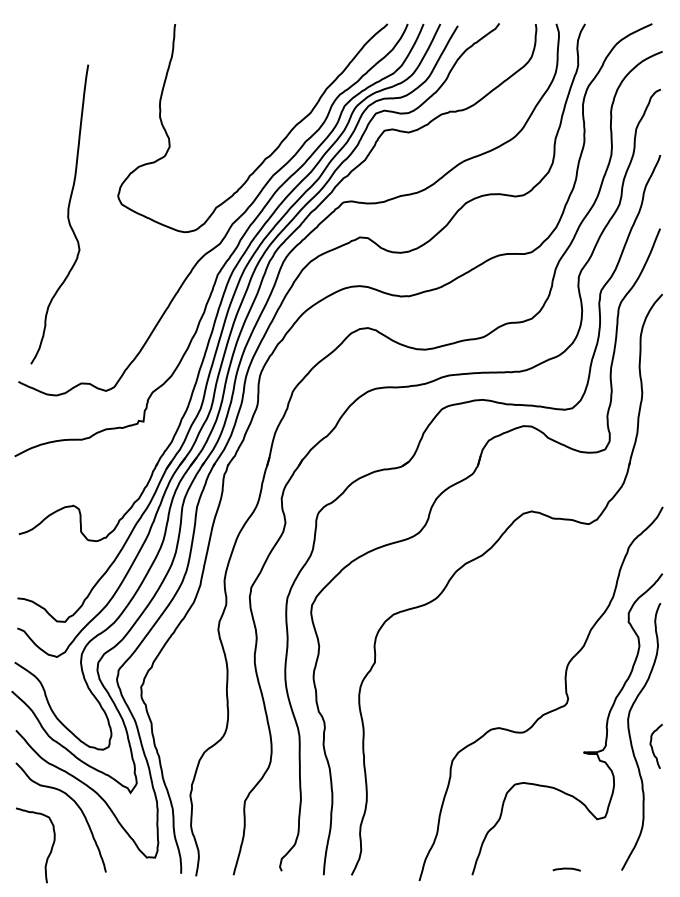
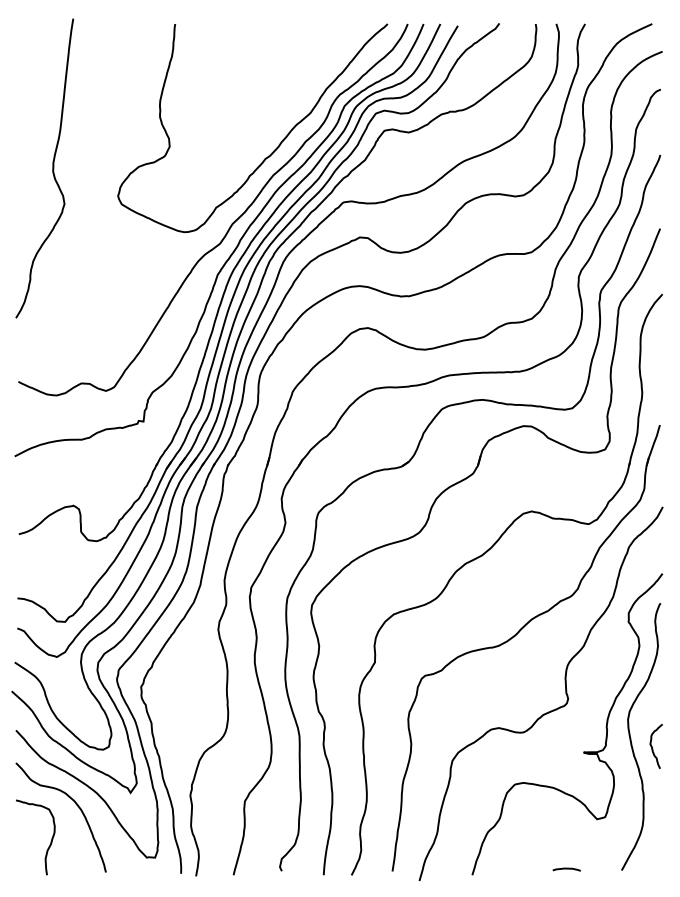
curve position: (67, 214) -> (52, 168) (52, 168)
part: none -> present (514, 637)
curve position: (50, 849) -> (50, 841) (50, 841)
